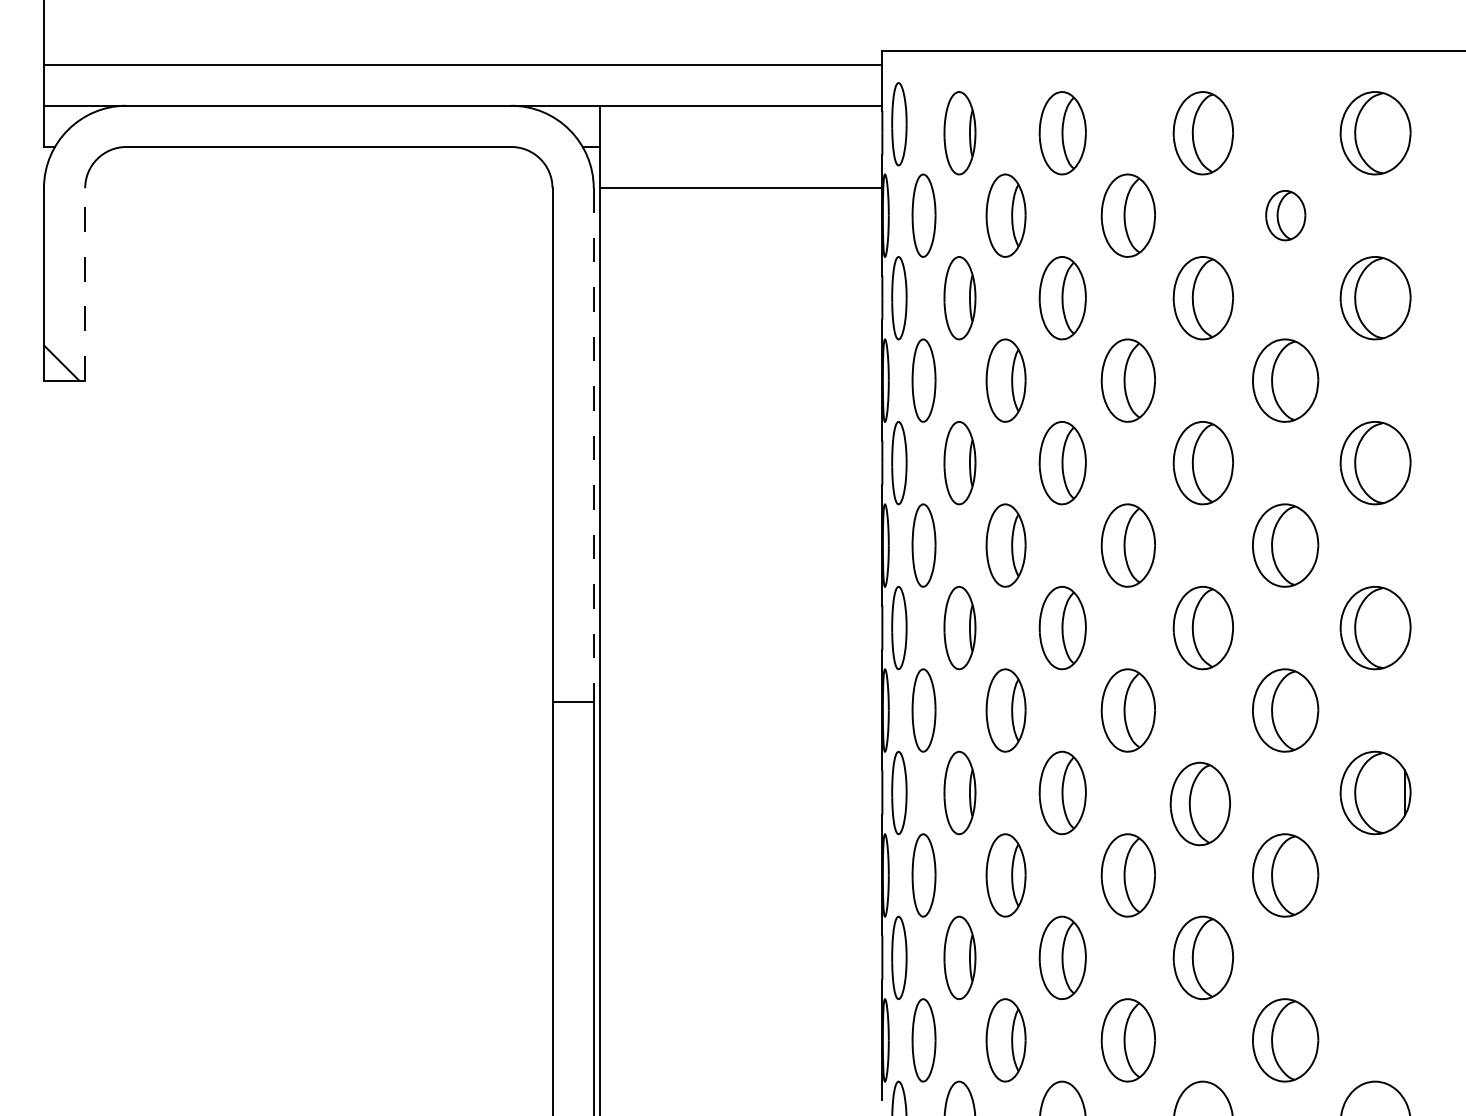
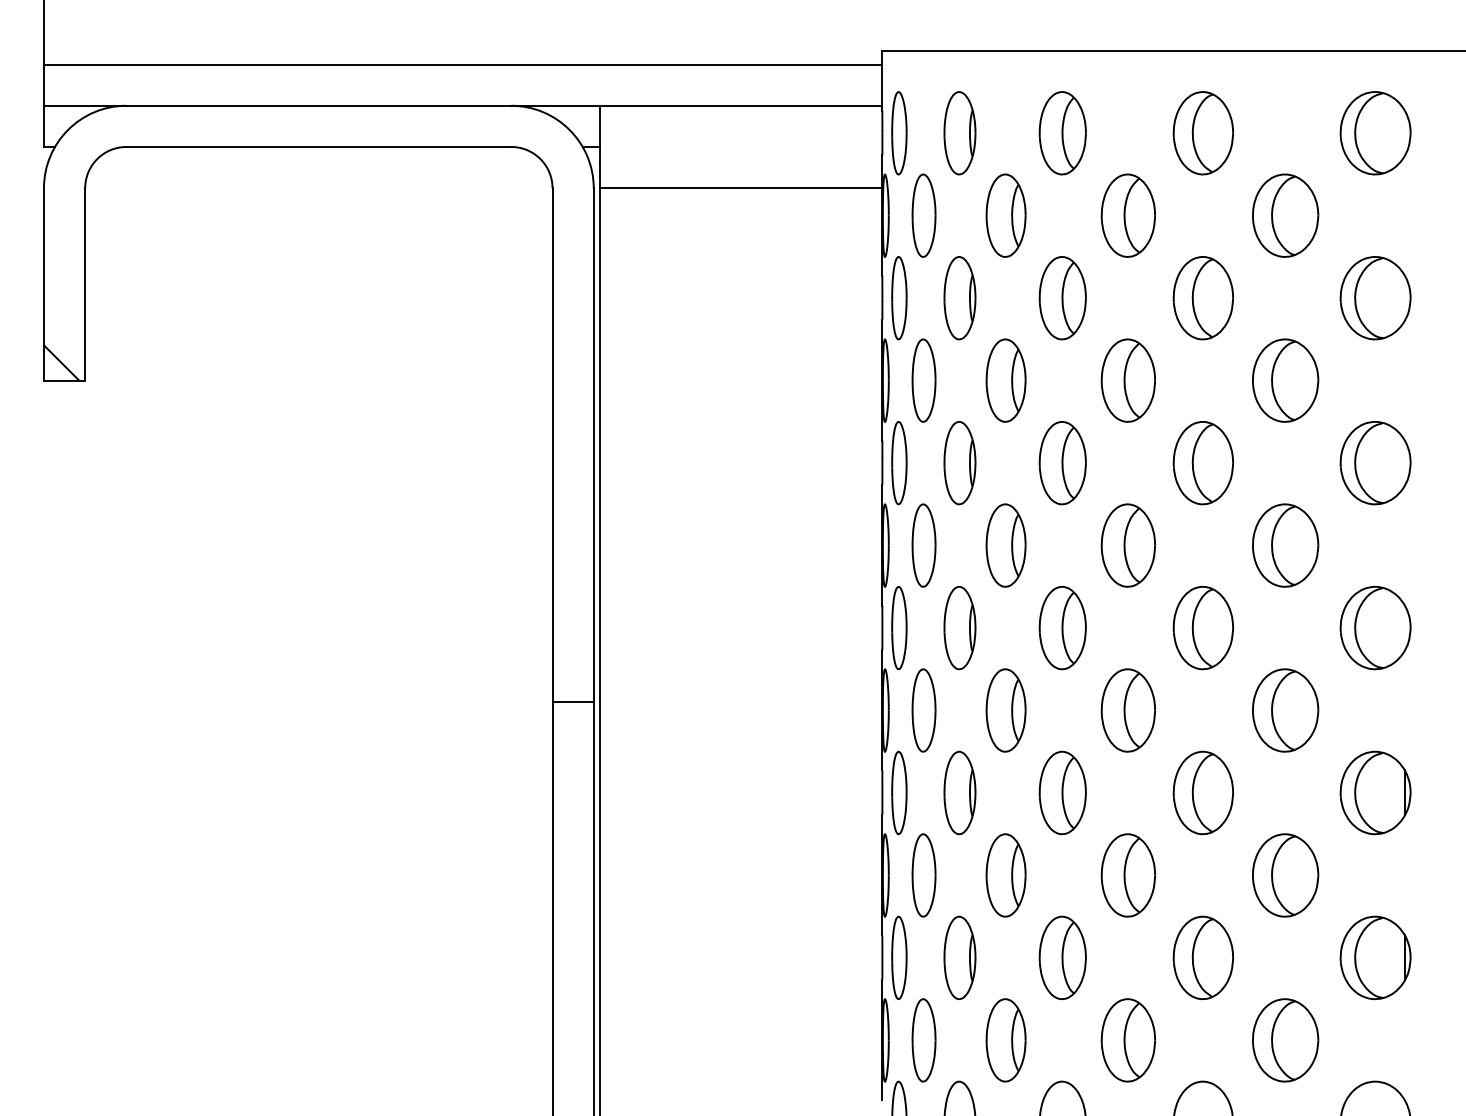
part position: (899, 124) -> (899, 133) (899, 133)
part size: 42x52 px -> 68x85 px (1285, 215)
line: dashed -> solid (85, 283)
line: dashed -> solid (593, 444)
part position: (1199, 803) -> (1202, 792) (1202, 792)
part: none -> present (1375, 957)
